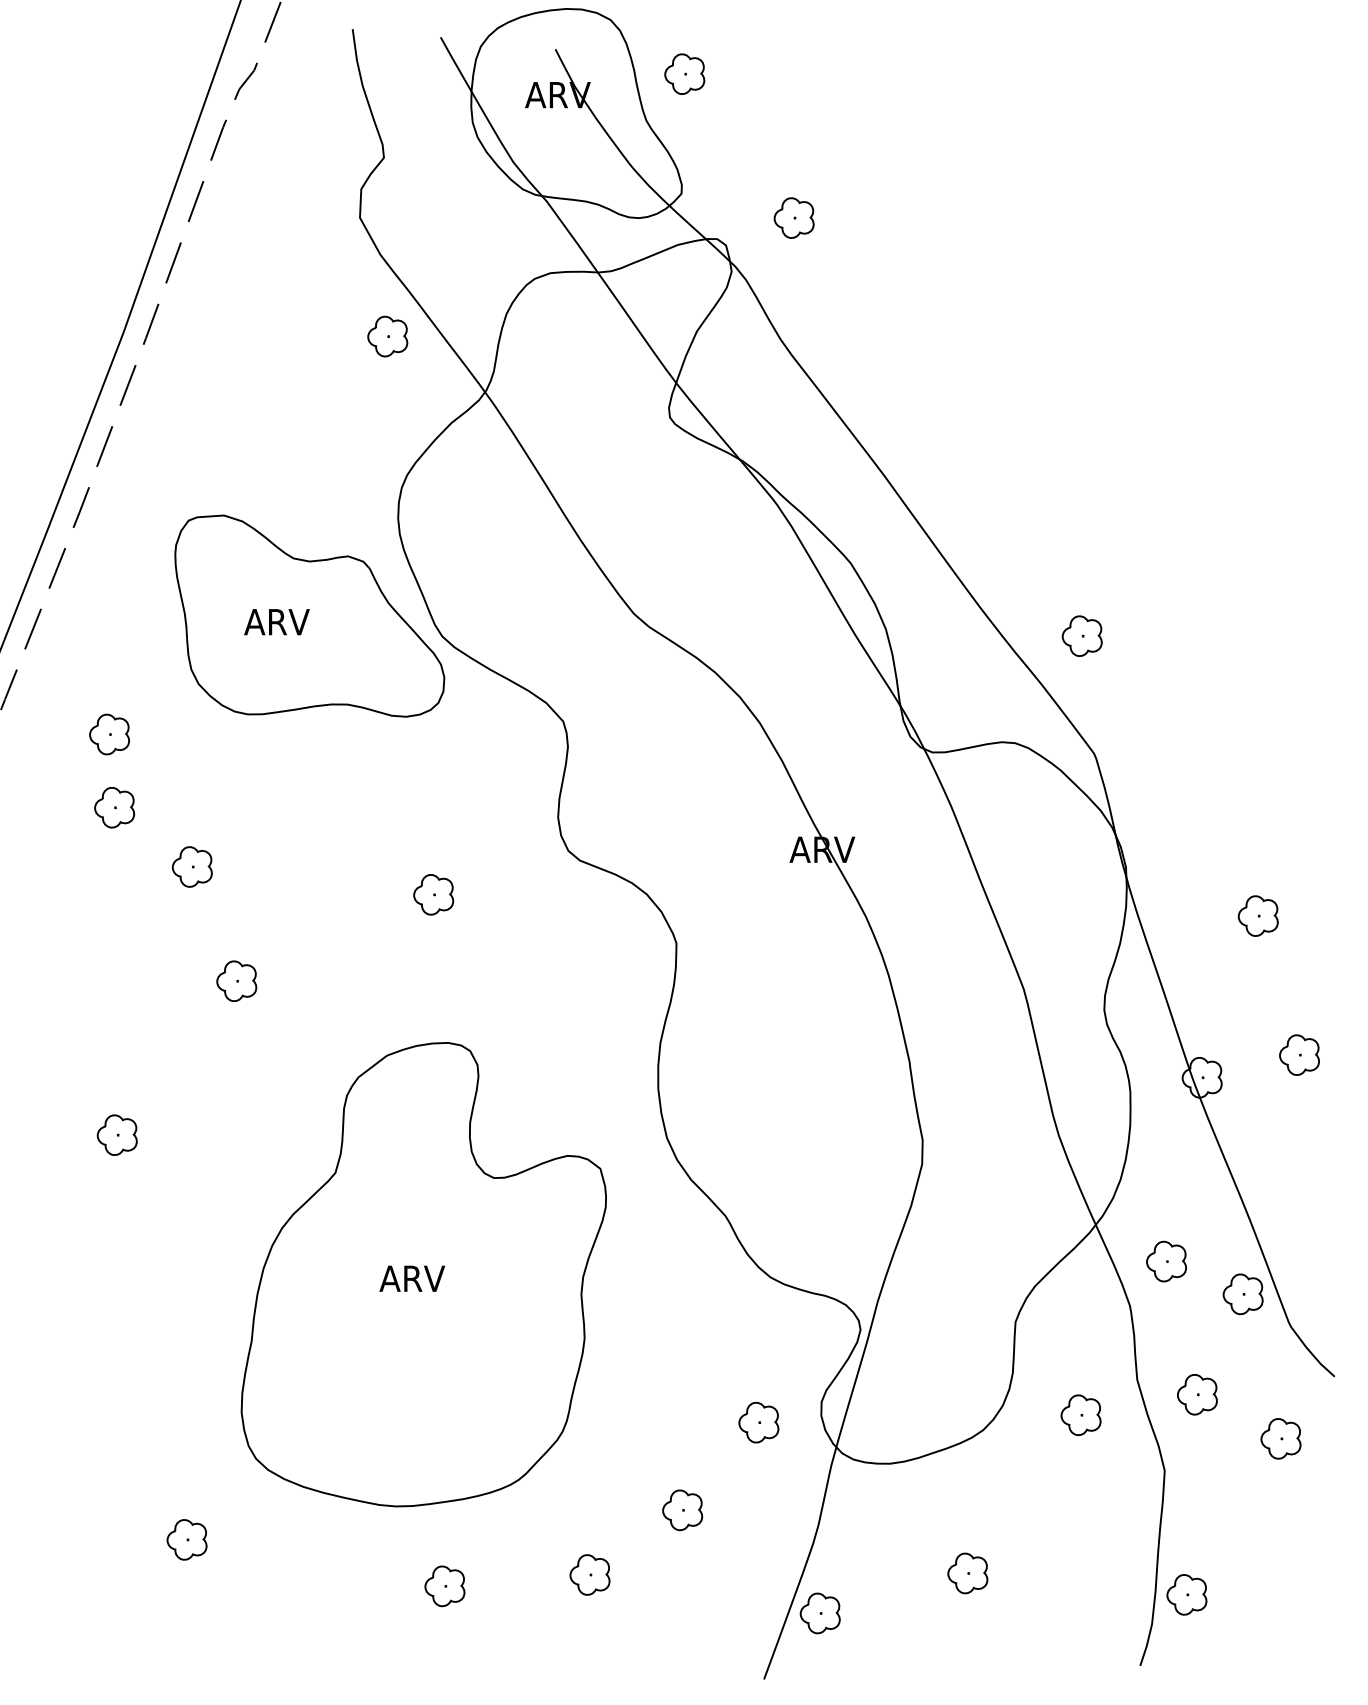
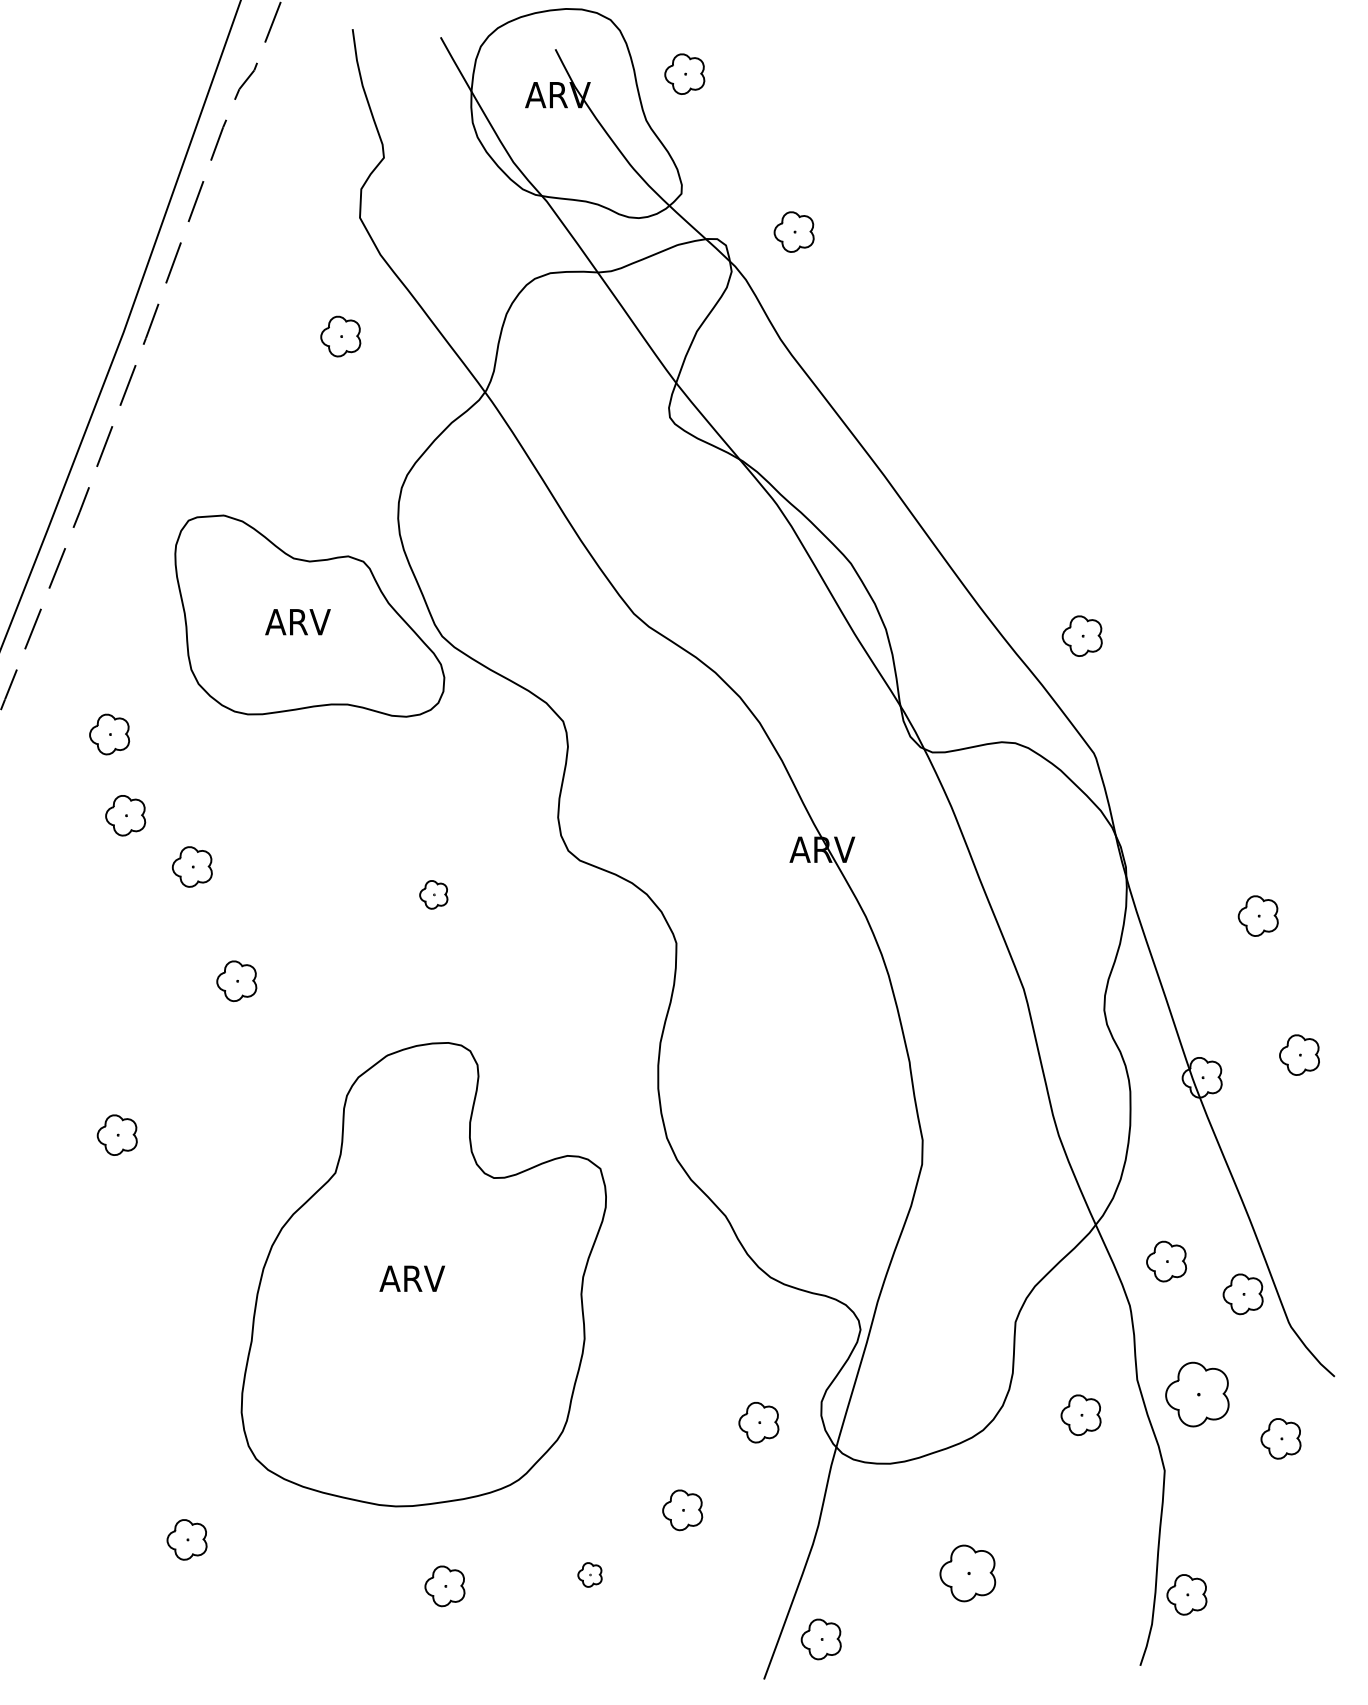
part position: (793, 217) -> (793, 231) (793, 231)
part position: (387, 336) -> (340, 336) (340, 336)
text position: (276, 622) -> (297, 622) (297, 622)
part position: (114, 807) -> (125, 815) (125, 815)
part size: 42x42 px -> 30x30 px (433, 894)
part size: 41x42 px -> 65x67 px (1197, 1394)
part size: 42x43 px -> 58x59 px (967, 1573)
part size: 42x42 px -> 26x26 px (589, 1574)
part position: (819, 1613) -> (820, 1639) (820, 1639)
